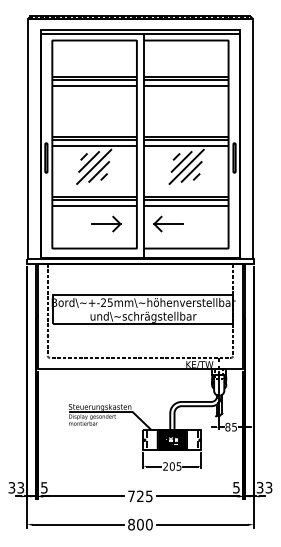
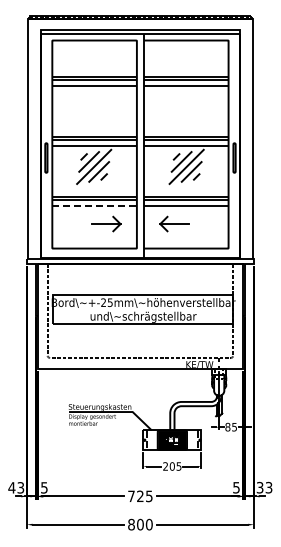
line: solid -> dashed (95, 205)
part position: (168, 223) -> (174, 223) (174, 223)
text: 33 -> 43 (11, 487)
